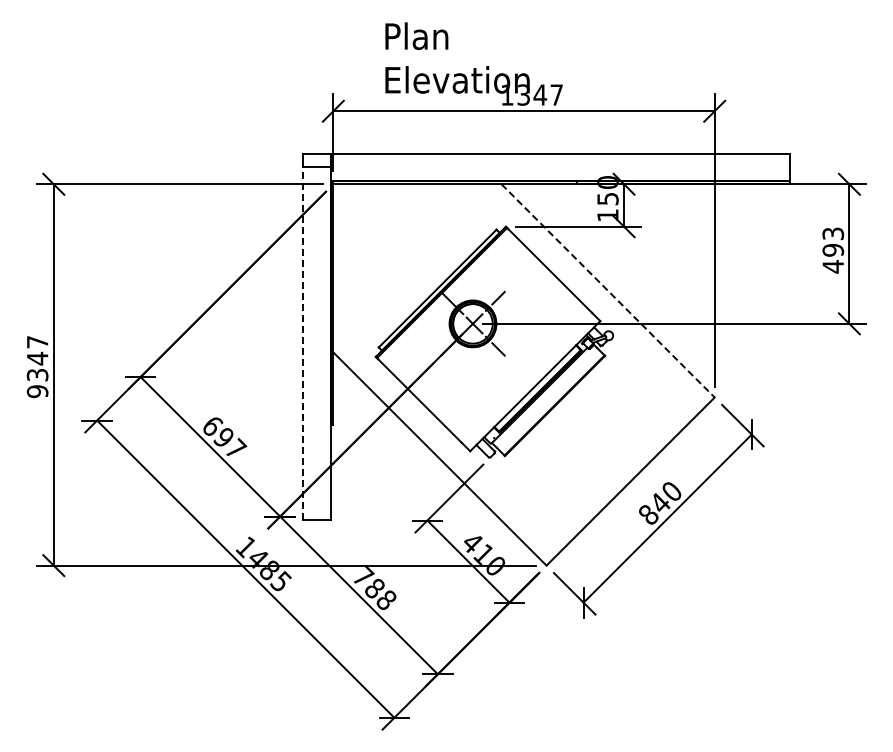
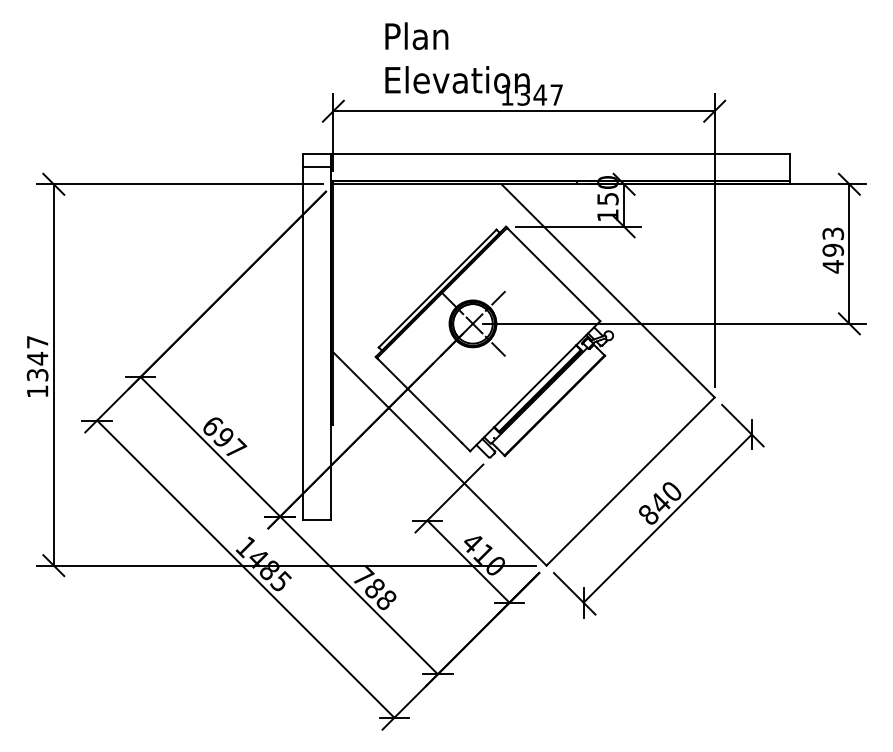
line: dashed -> solid (608, 290)
line: dashed -> solid (303, 343)
text: 9347 -> 1347 (37, 391)
